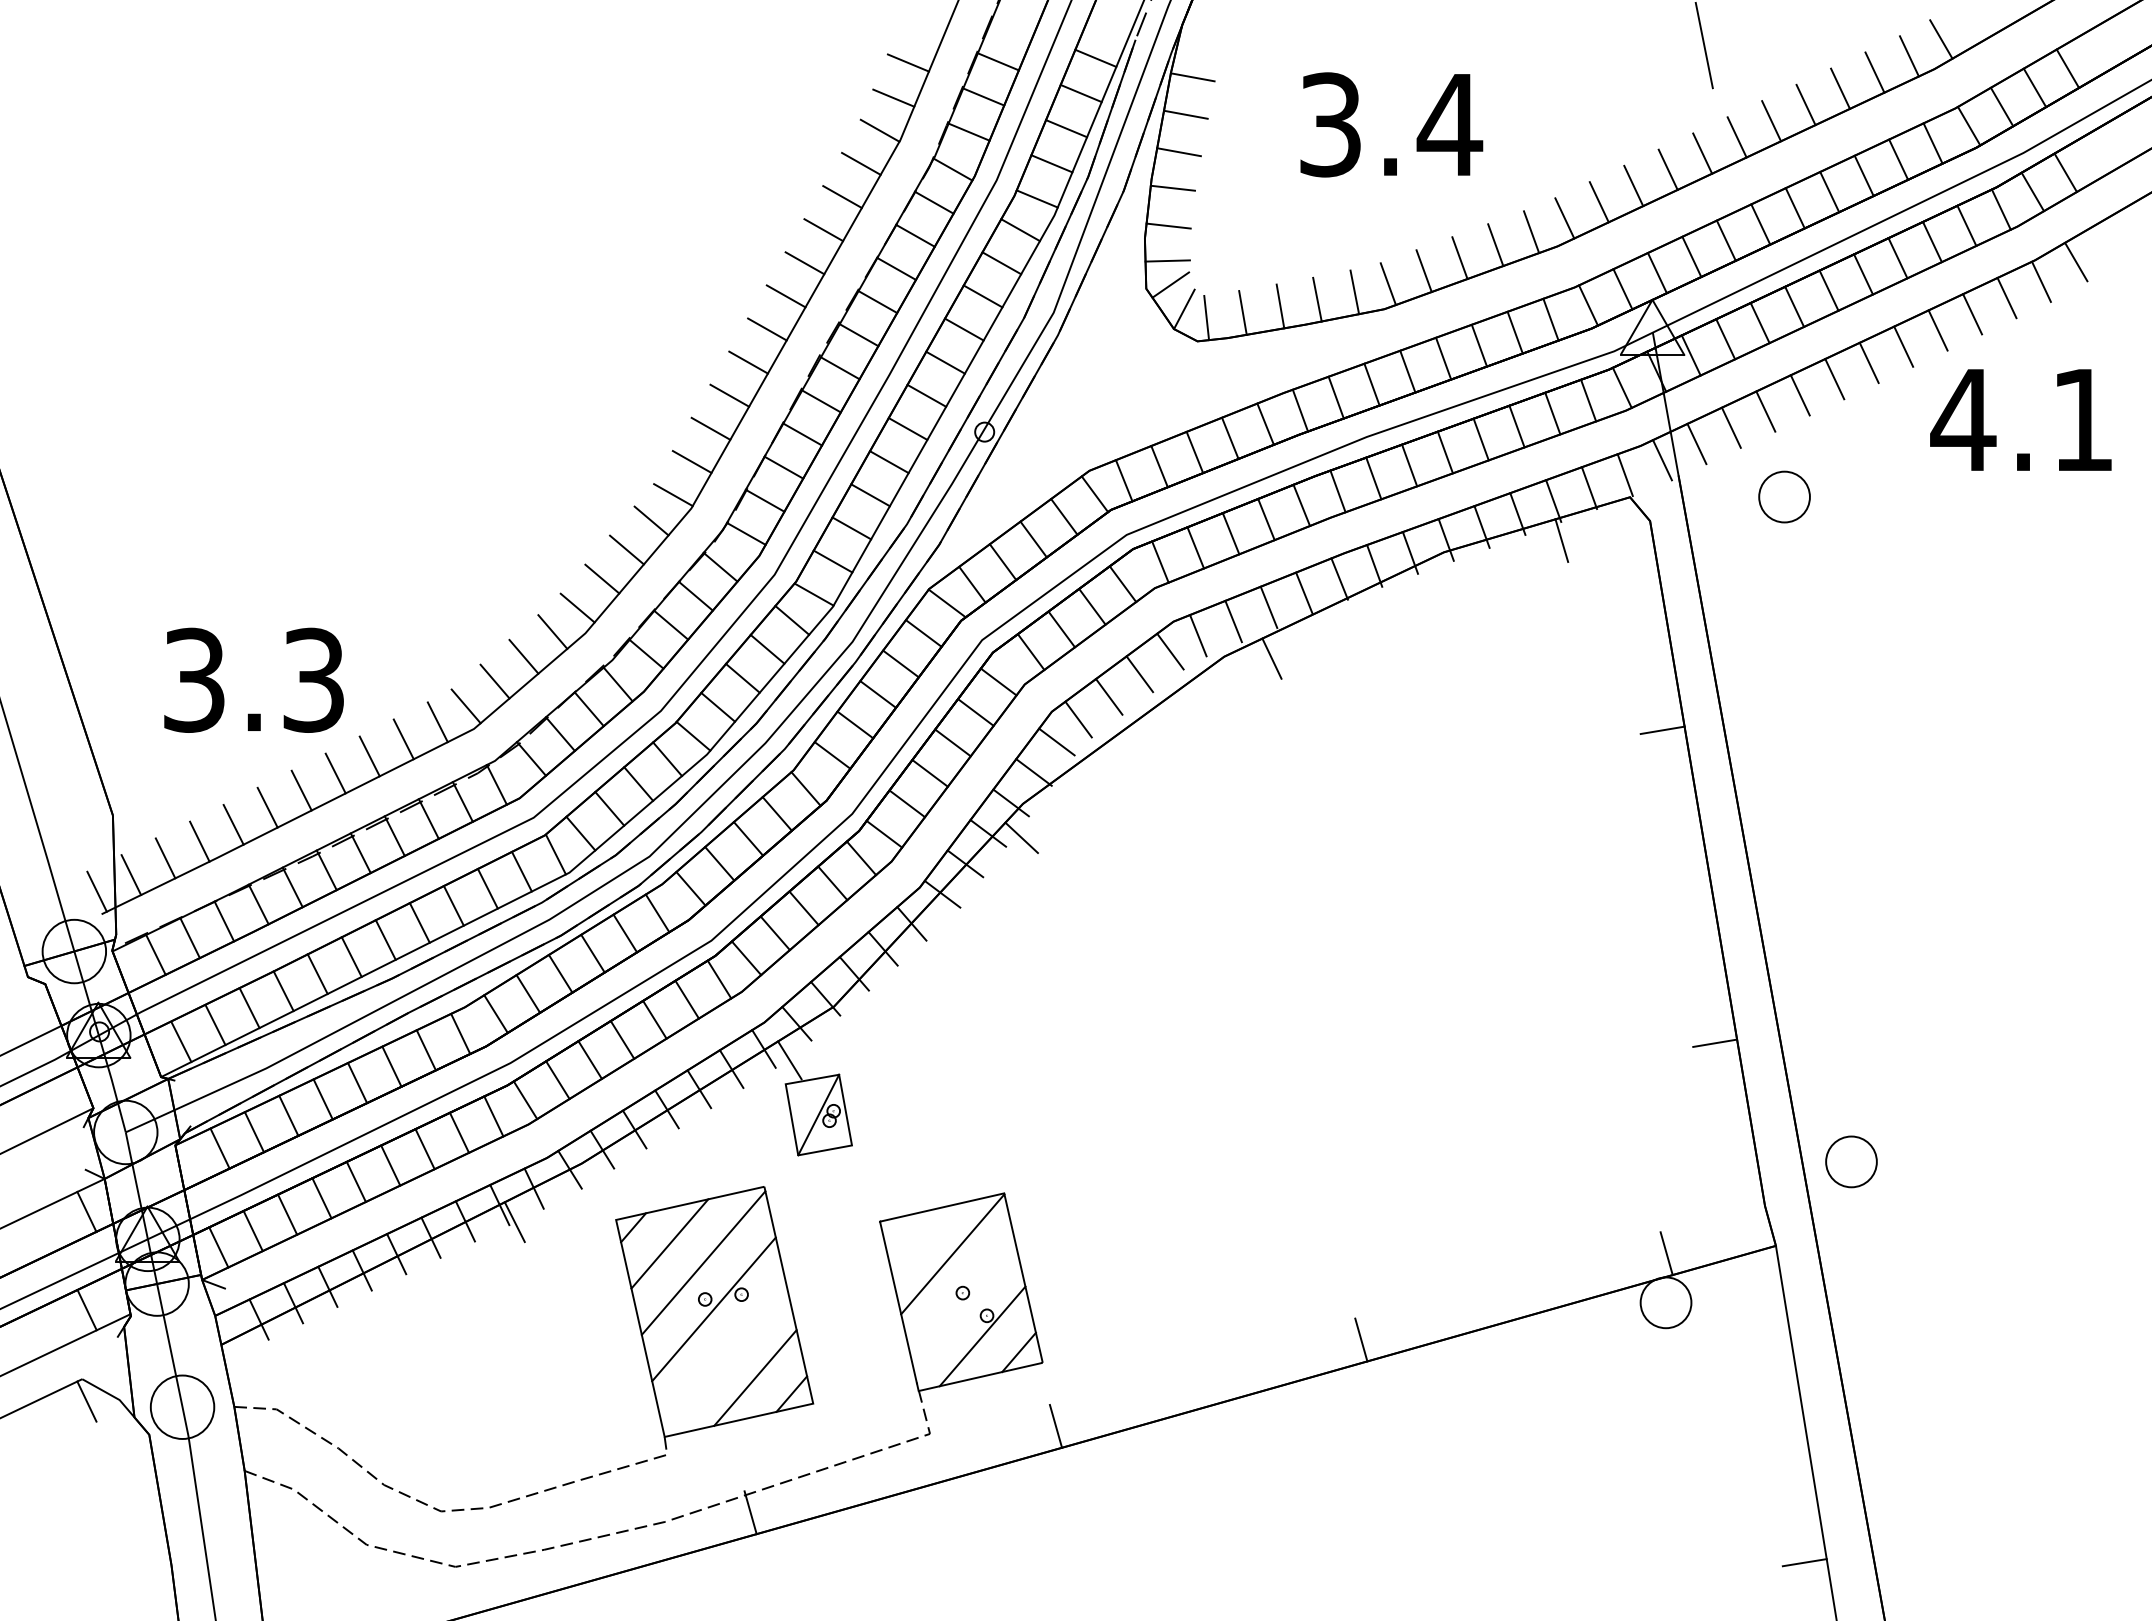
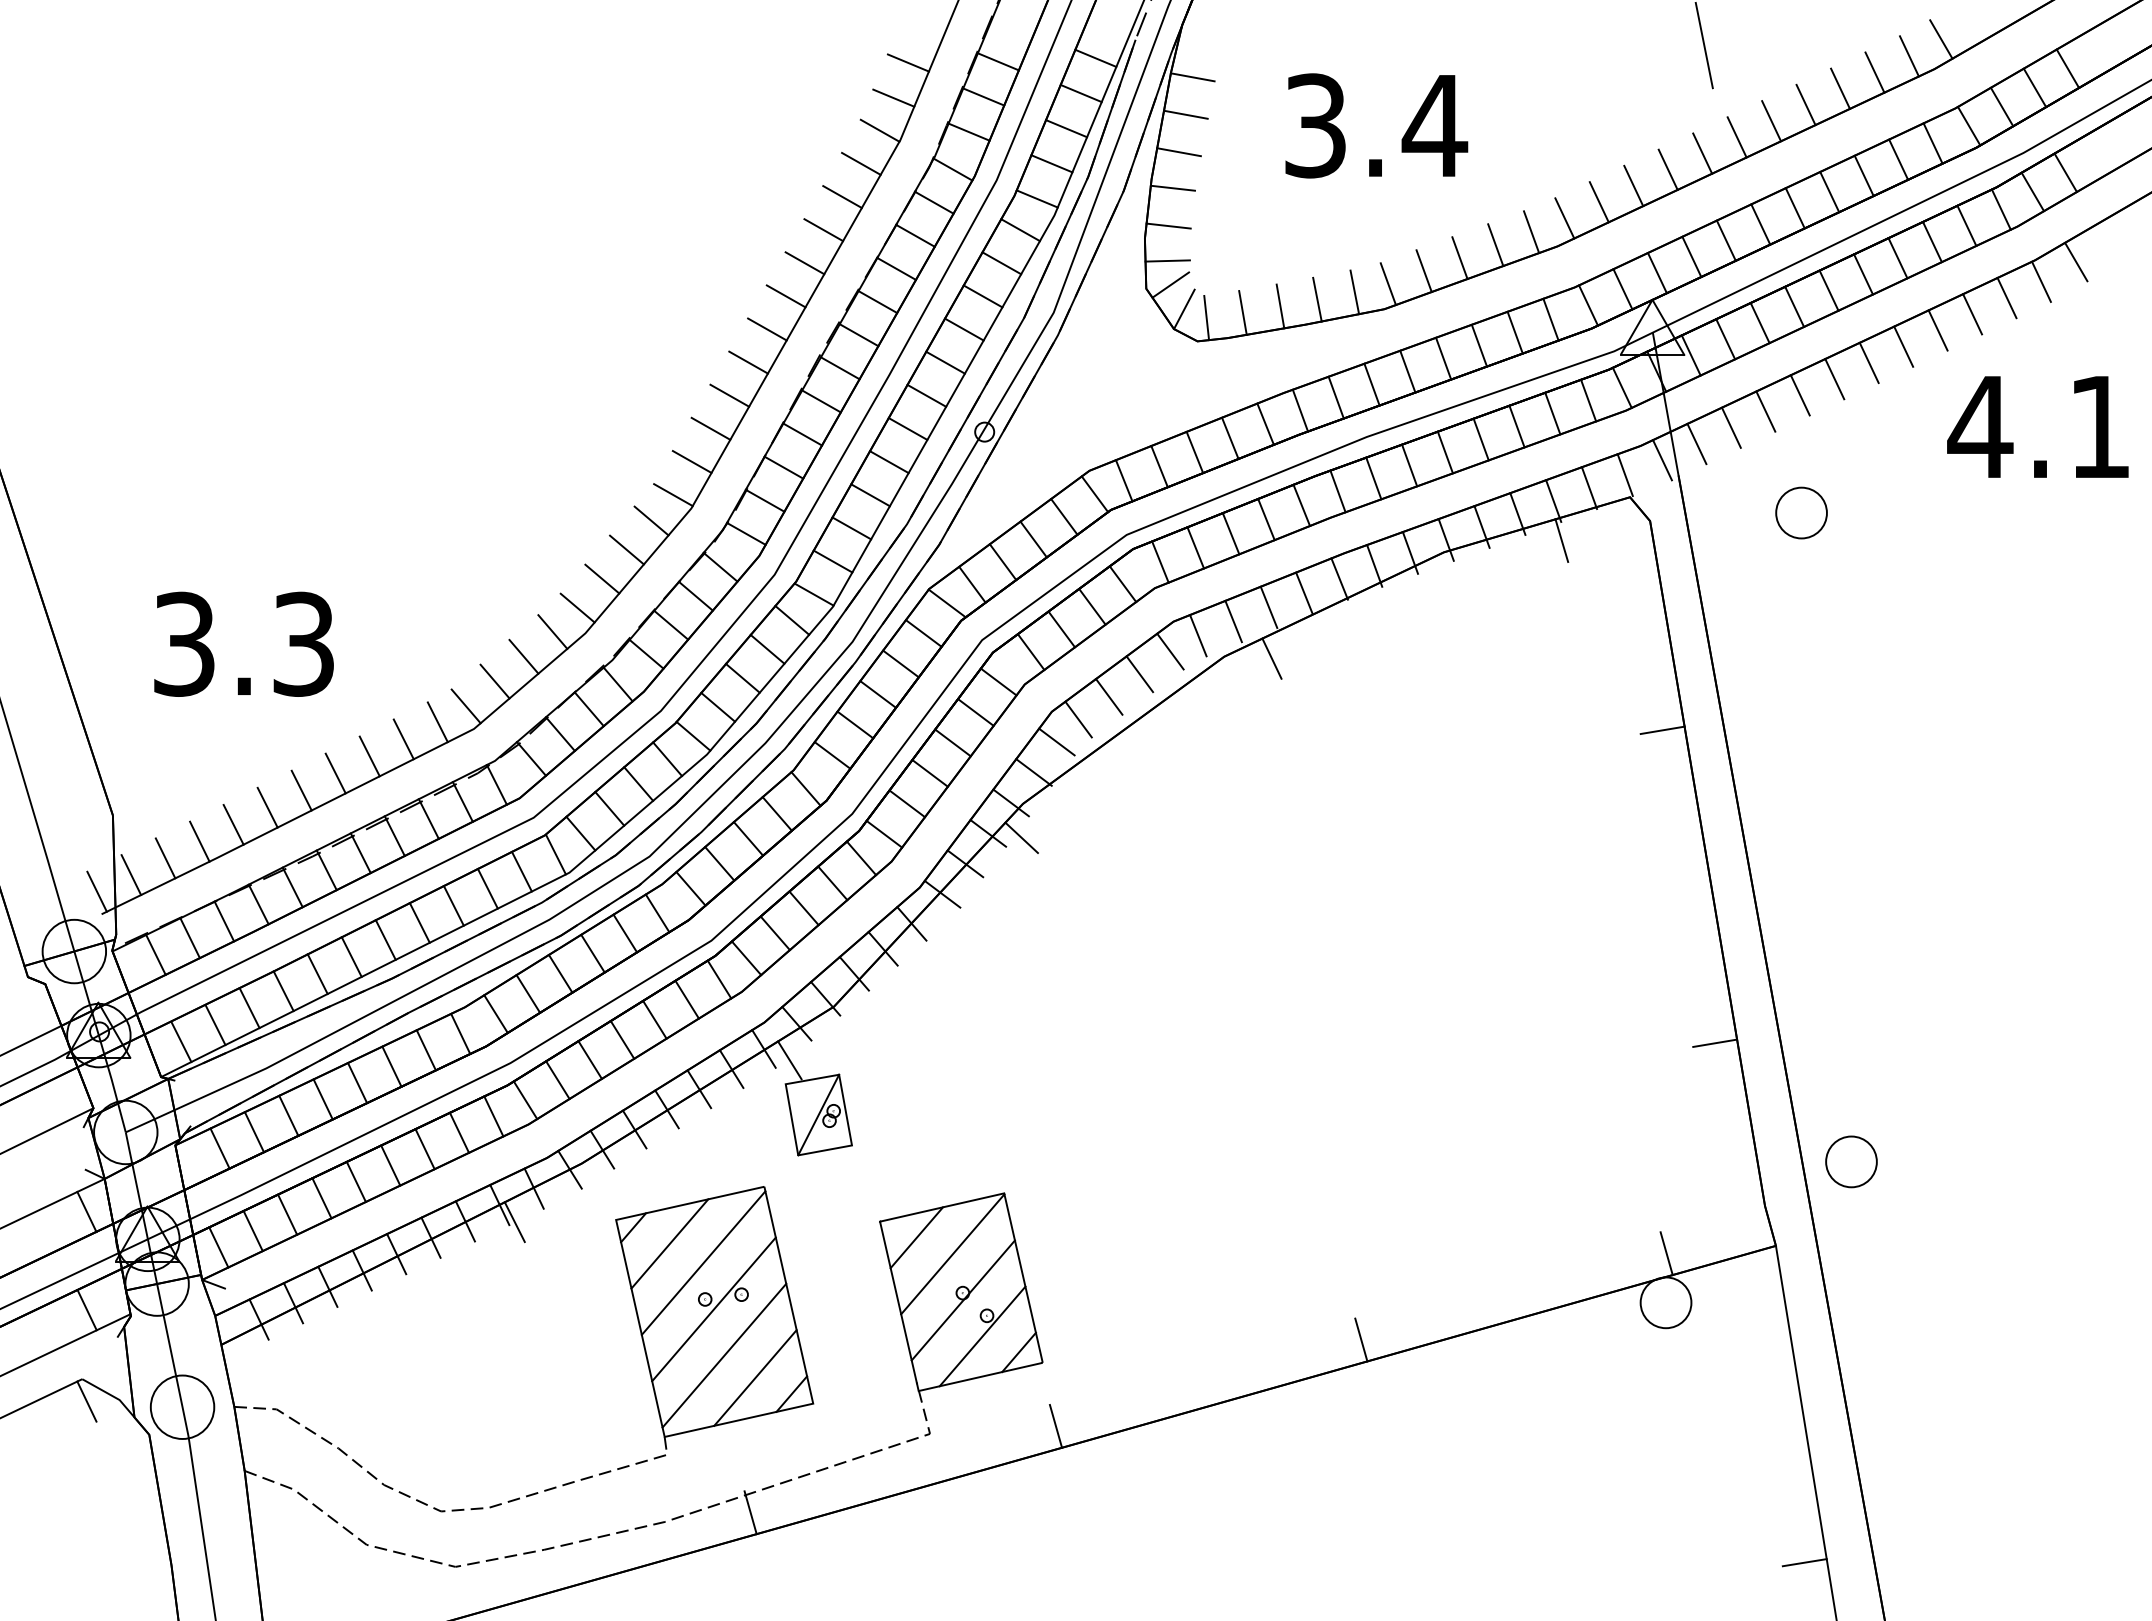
text position: (1391, 124) -> (1376, 125) (1376, 125)
text position: (2020, 419) -> (2037, 426) (2037, 426)
part position: (1784, 496) -> (1801, 512) (1801, 512)
text position: (253, 679) -> (243, 643) (243, 643)
line: none -> present (916, 1237)
line: none -> present (962, 1300)
line: none -> present (724, 1355)
